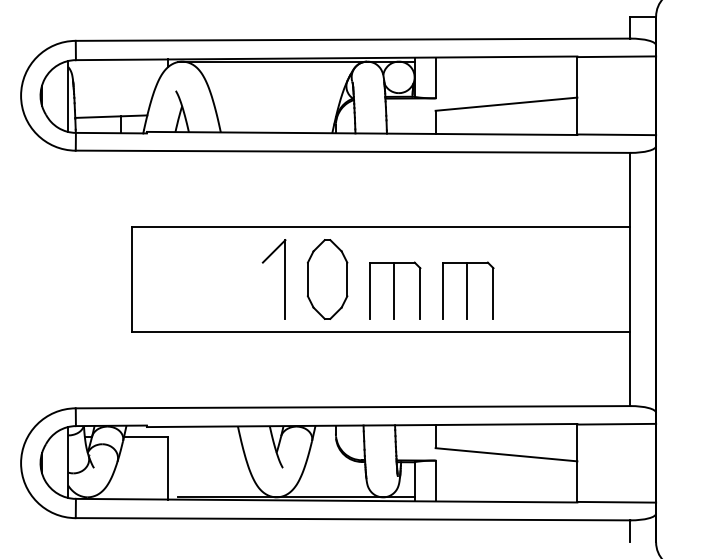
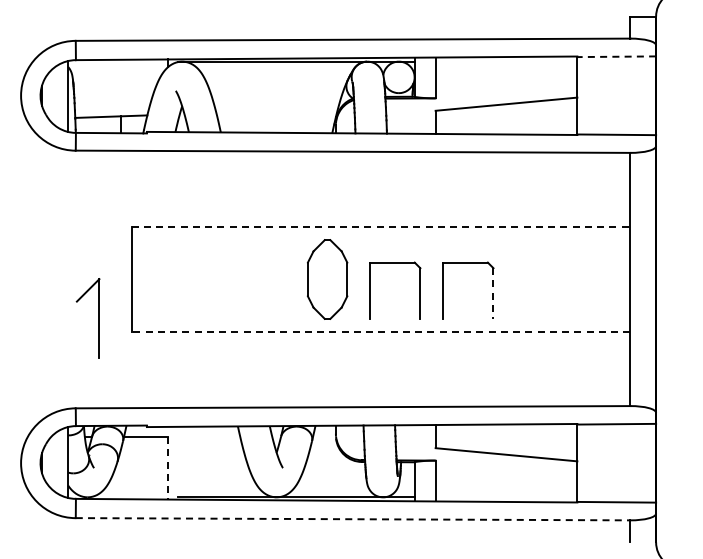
line: solid -> dashed (616, 56)
line: solid -> dashed (381, 227)
part position: (284, 279) -> (98, 318) (98, 318)
line: present -> none (394, 290)
line: present -> none (467, 290)
line: solid -> dashed (493, 294)
line: solid -> dashed (380, 332)
line: solid -> dashed (167, 468)
line: solid -> dashed (353, 519)
